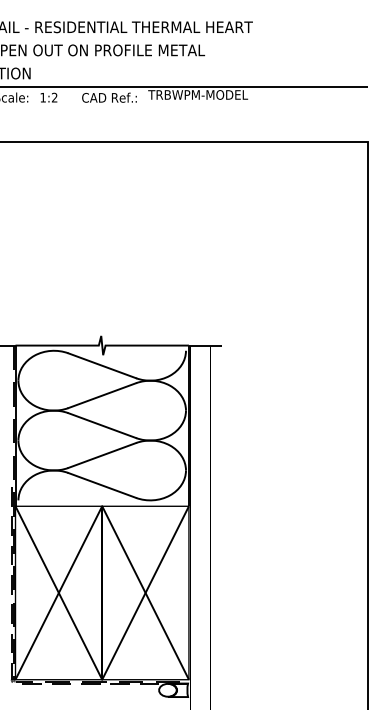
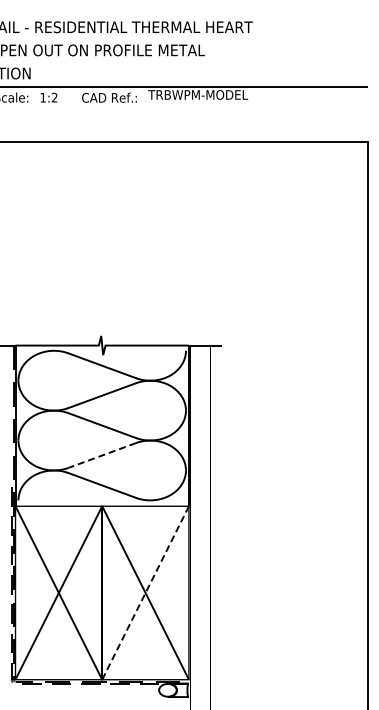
line: solid -> dashed (101, 455)
line: solid -> dashed (145, 593)
